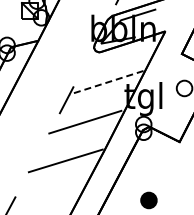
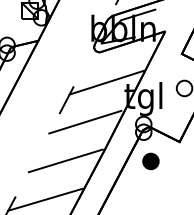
line: dashed -> solid (106, 82)
line: none -> present (45, 199)
part position: (148, 200) -> (150, 161) (150, 161)
